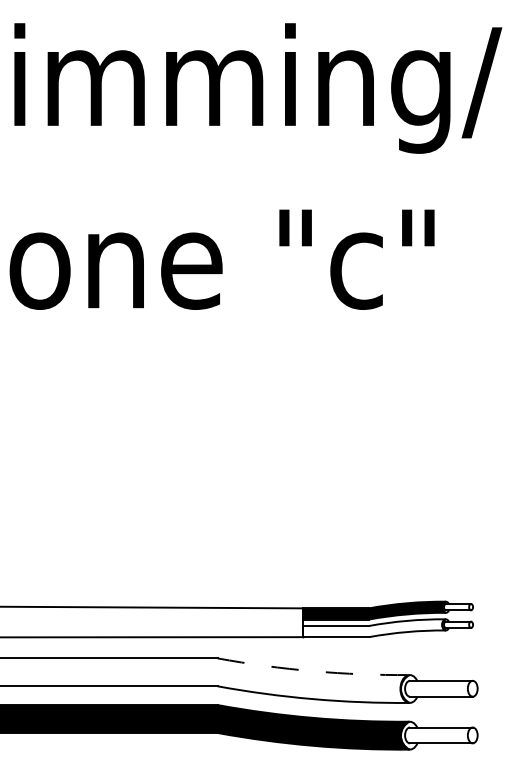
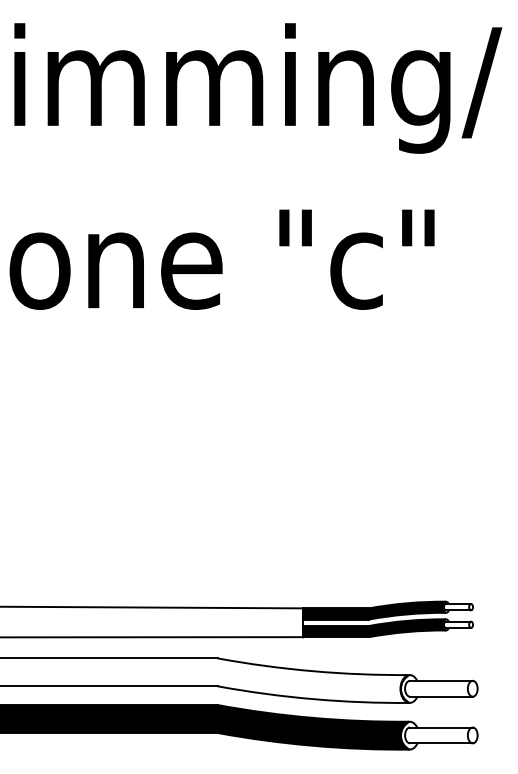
fill: none -> present (374, 628)
arc: dashed -> solid (313, 671)
